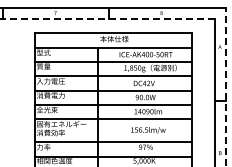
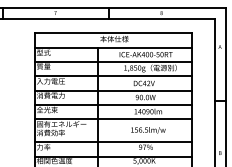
line: dashed -> solid (106, 18)
line: dashed -> solid (225, 87)
